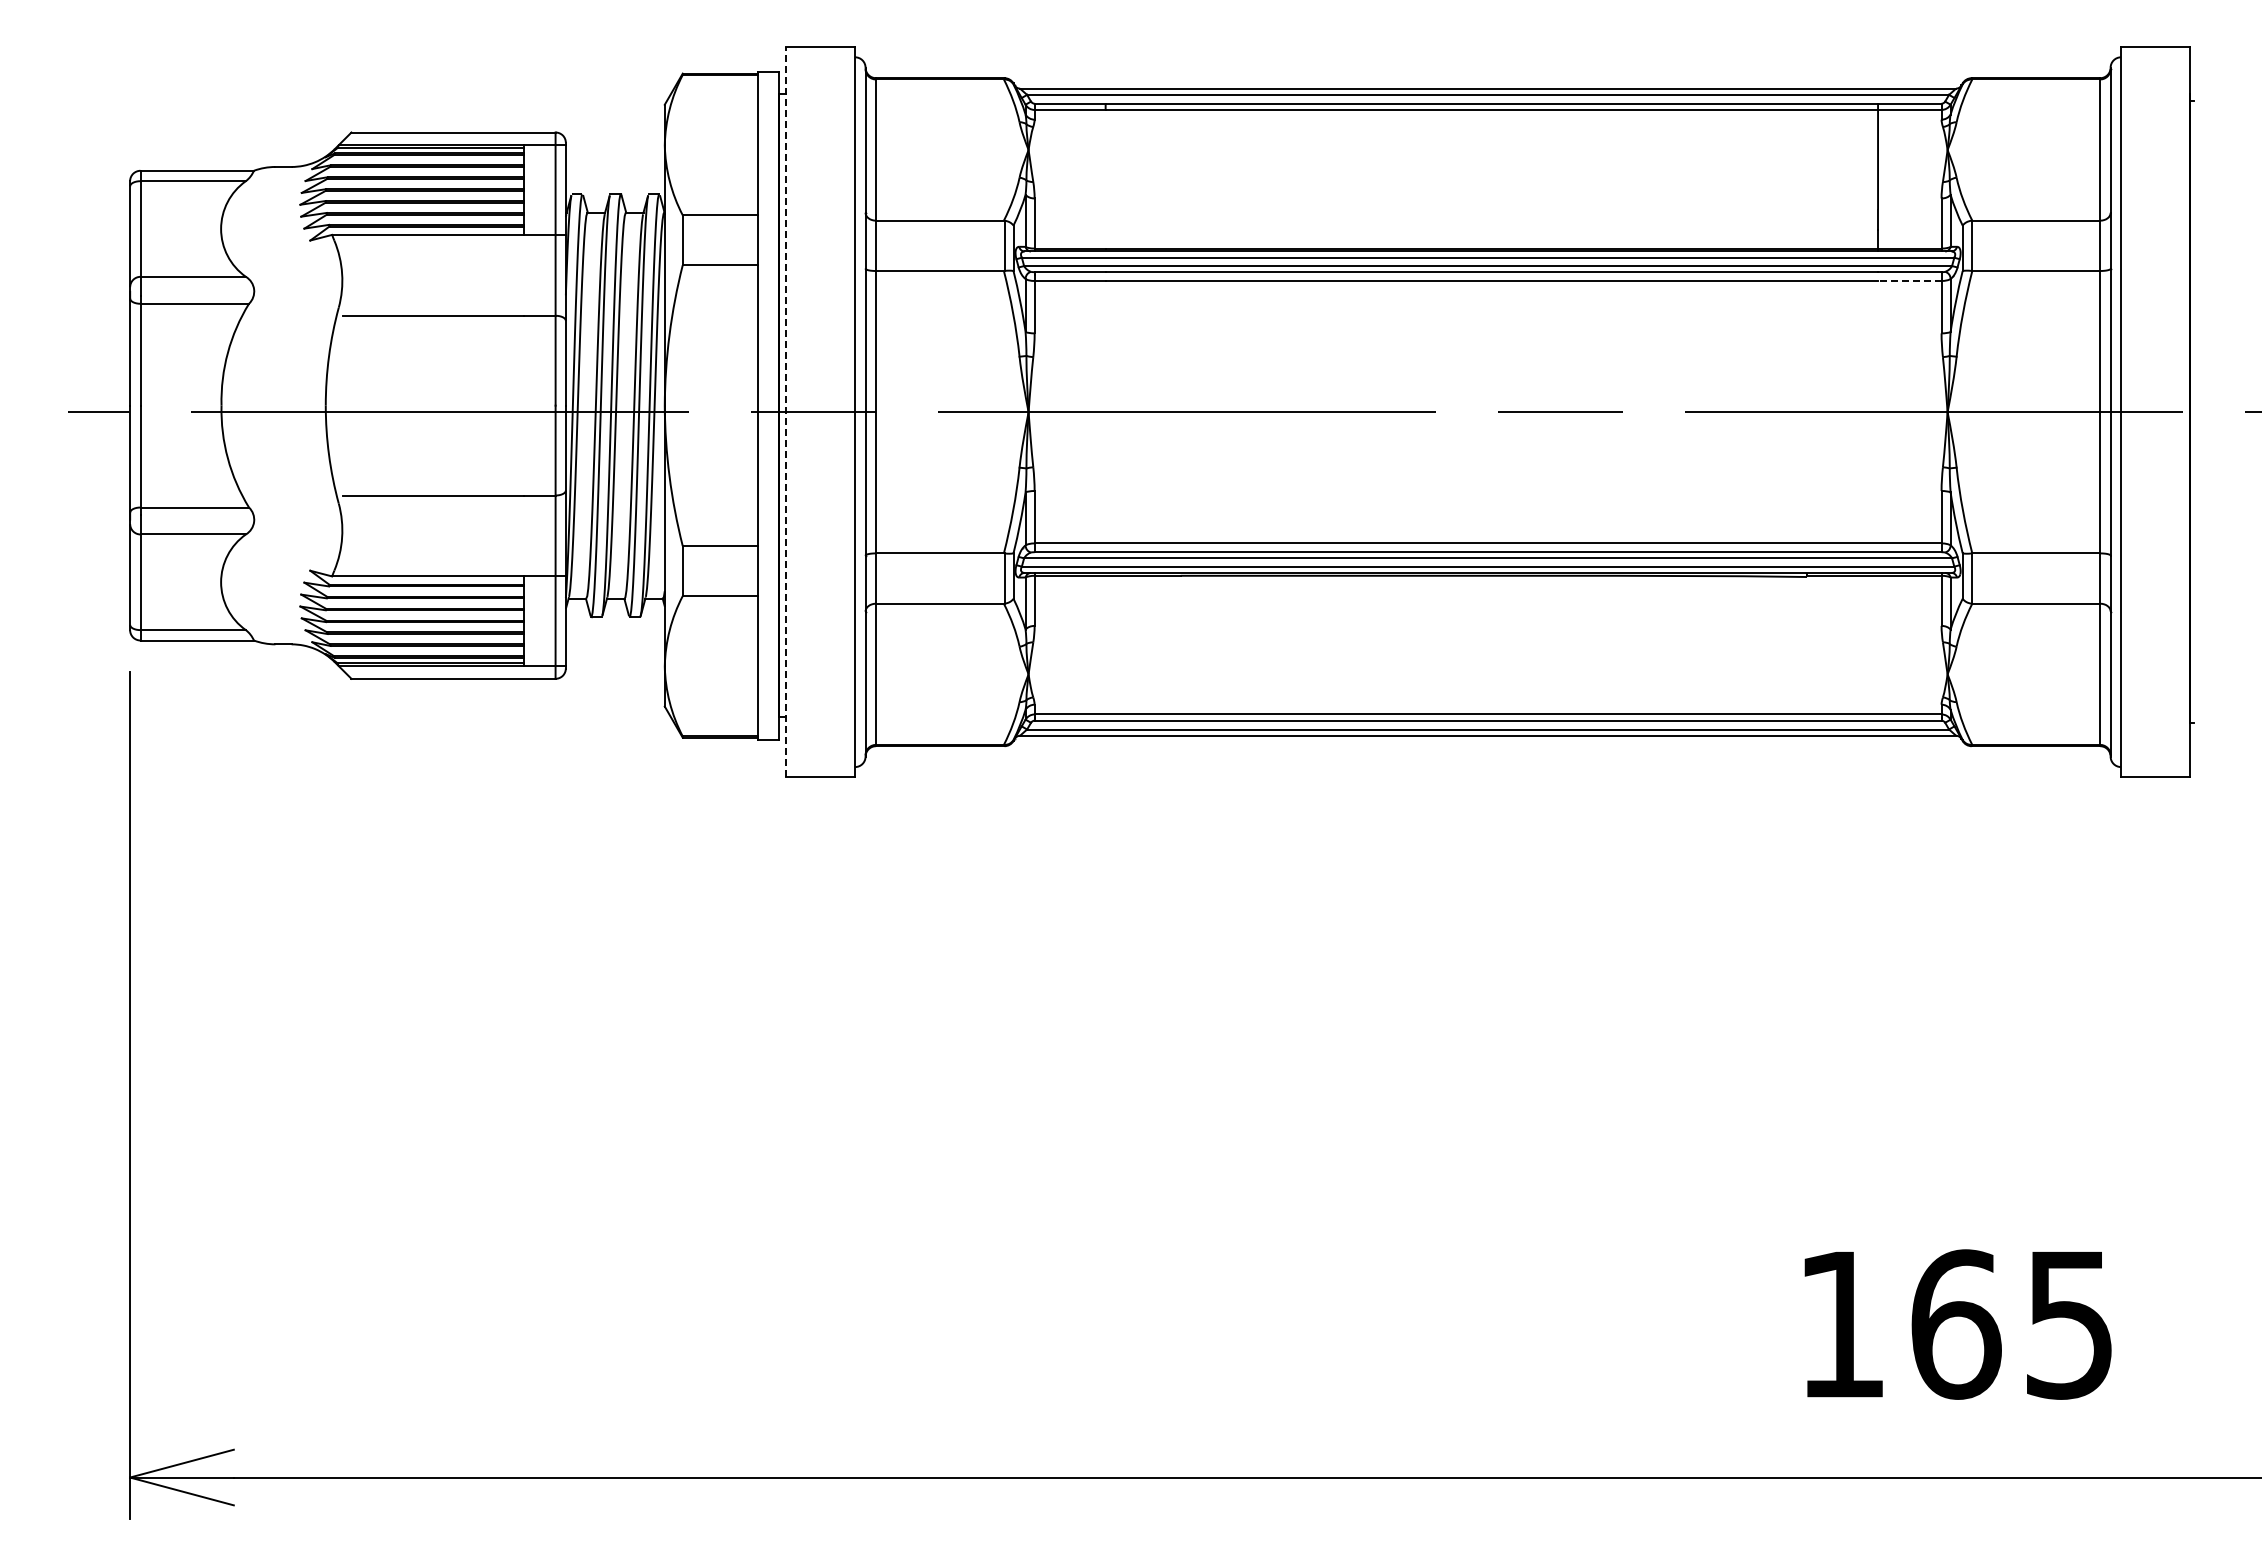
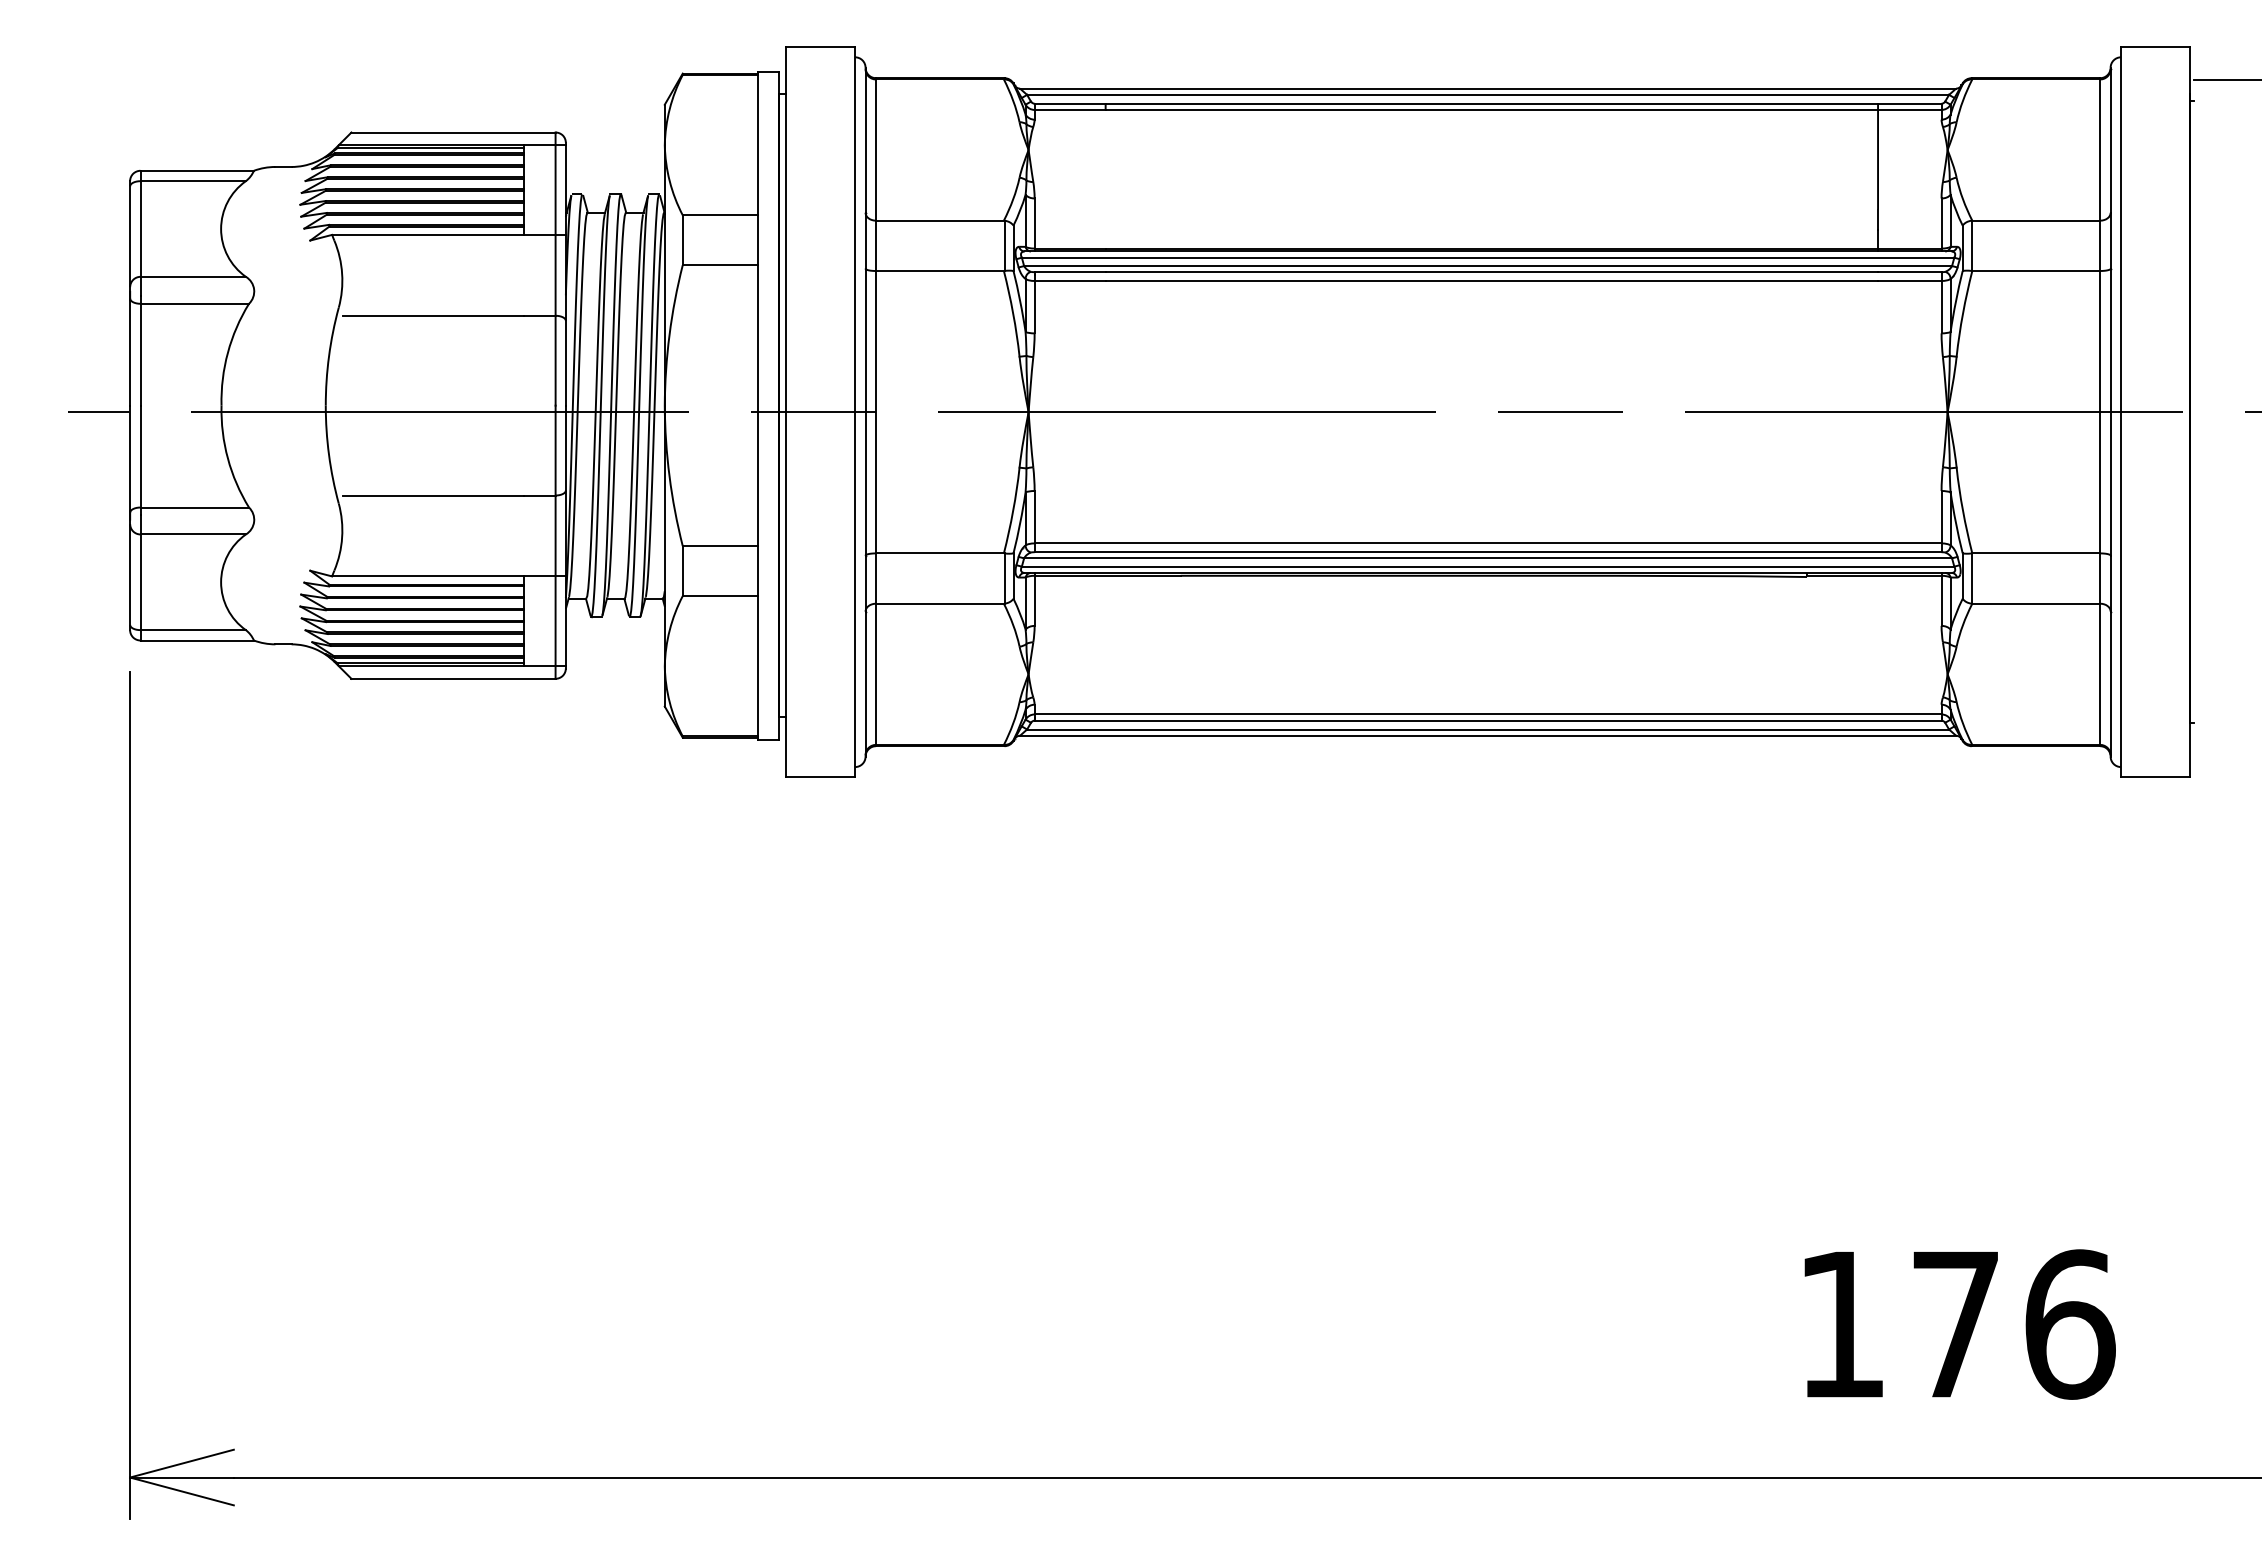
line: none -> present (2226, 80)
line: dashed -> solid (1909, 280)
line: dashed -> solid (786, 411)
text: 165 -> 176 (2013, 1324)
